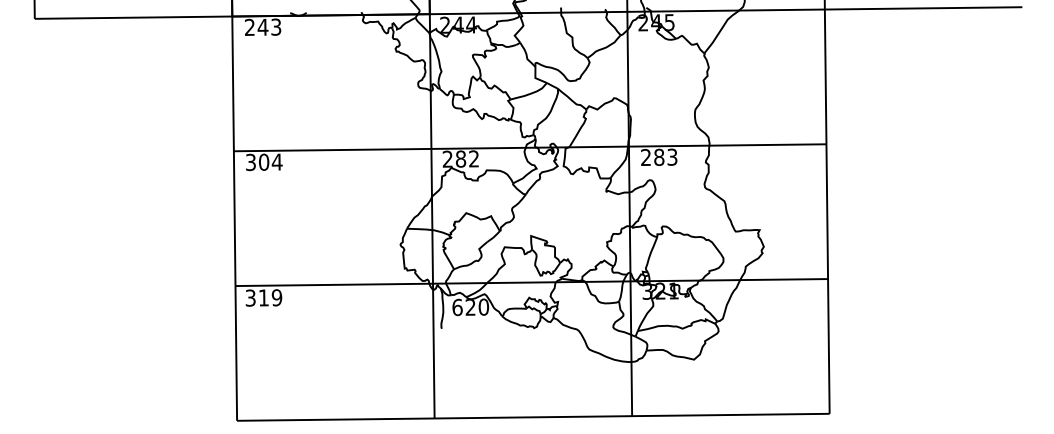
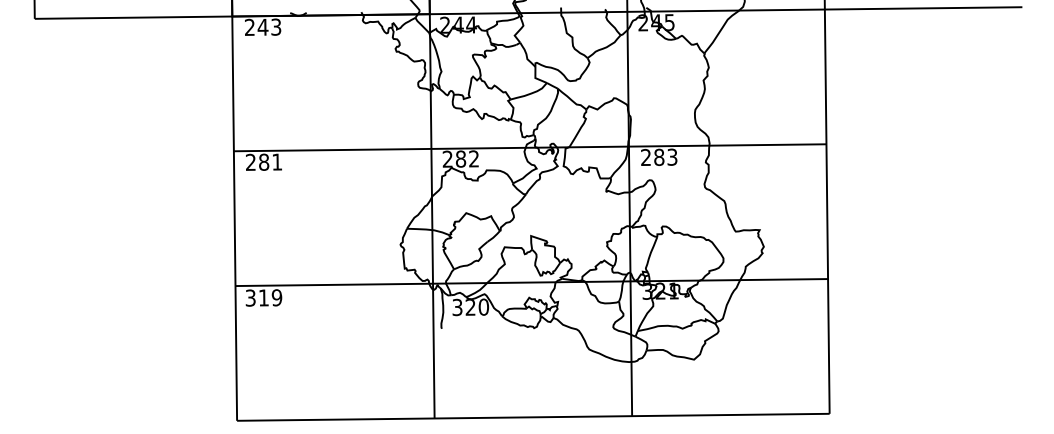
text: 304 -> 281 (264, 162)
text: 620 -> 320 (457, 307)
